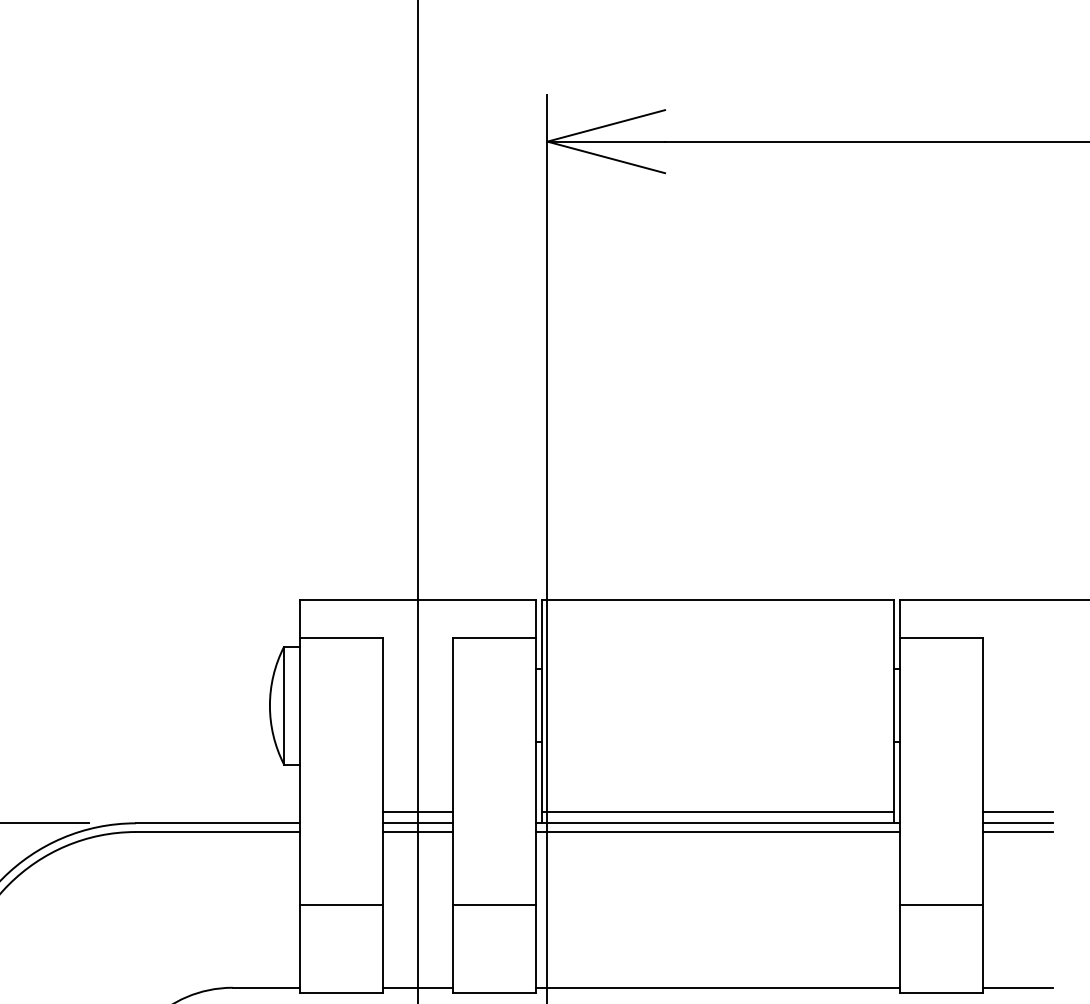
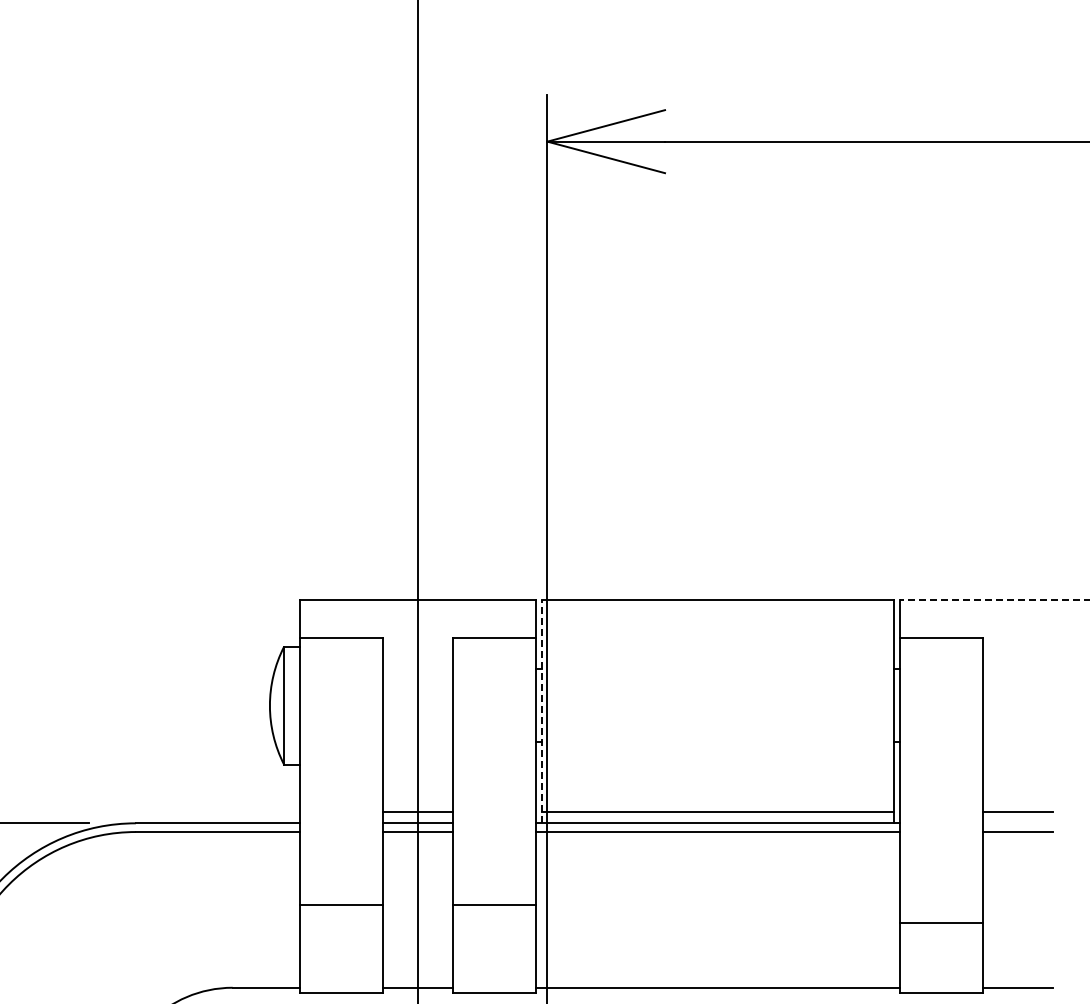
line: solid -> dashed (994, 599)
line: solid -> dashed (541, 711)
line: present -> none (1017, 823)
line position: (941, 905) -> (941, 923) (941, 923)
